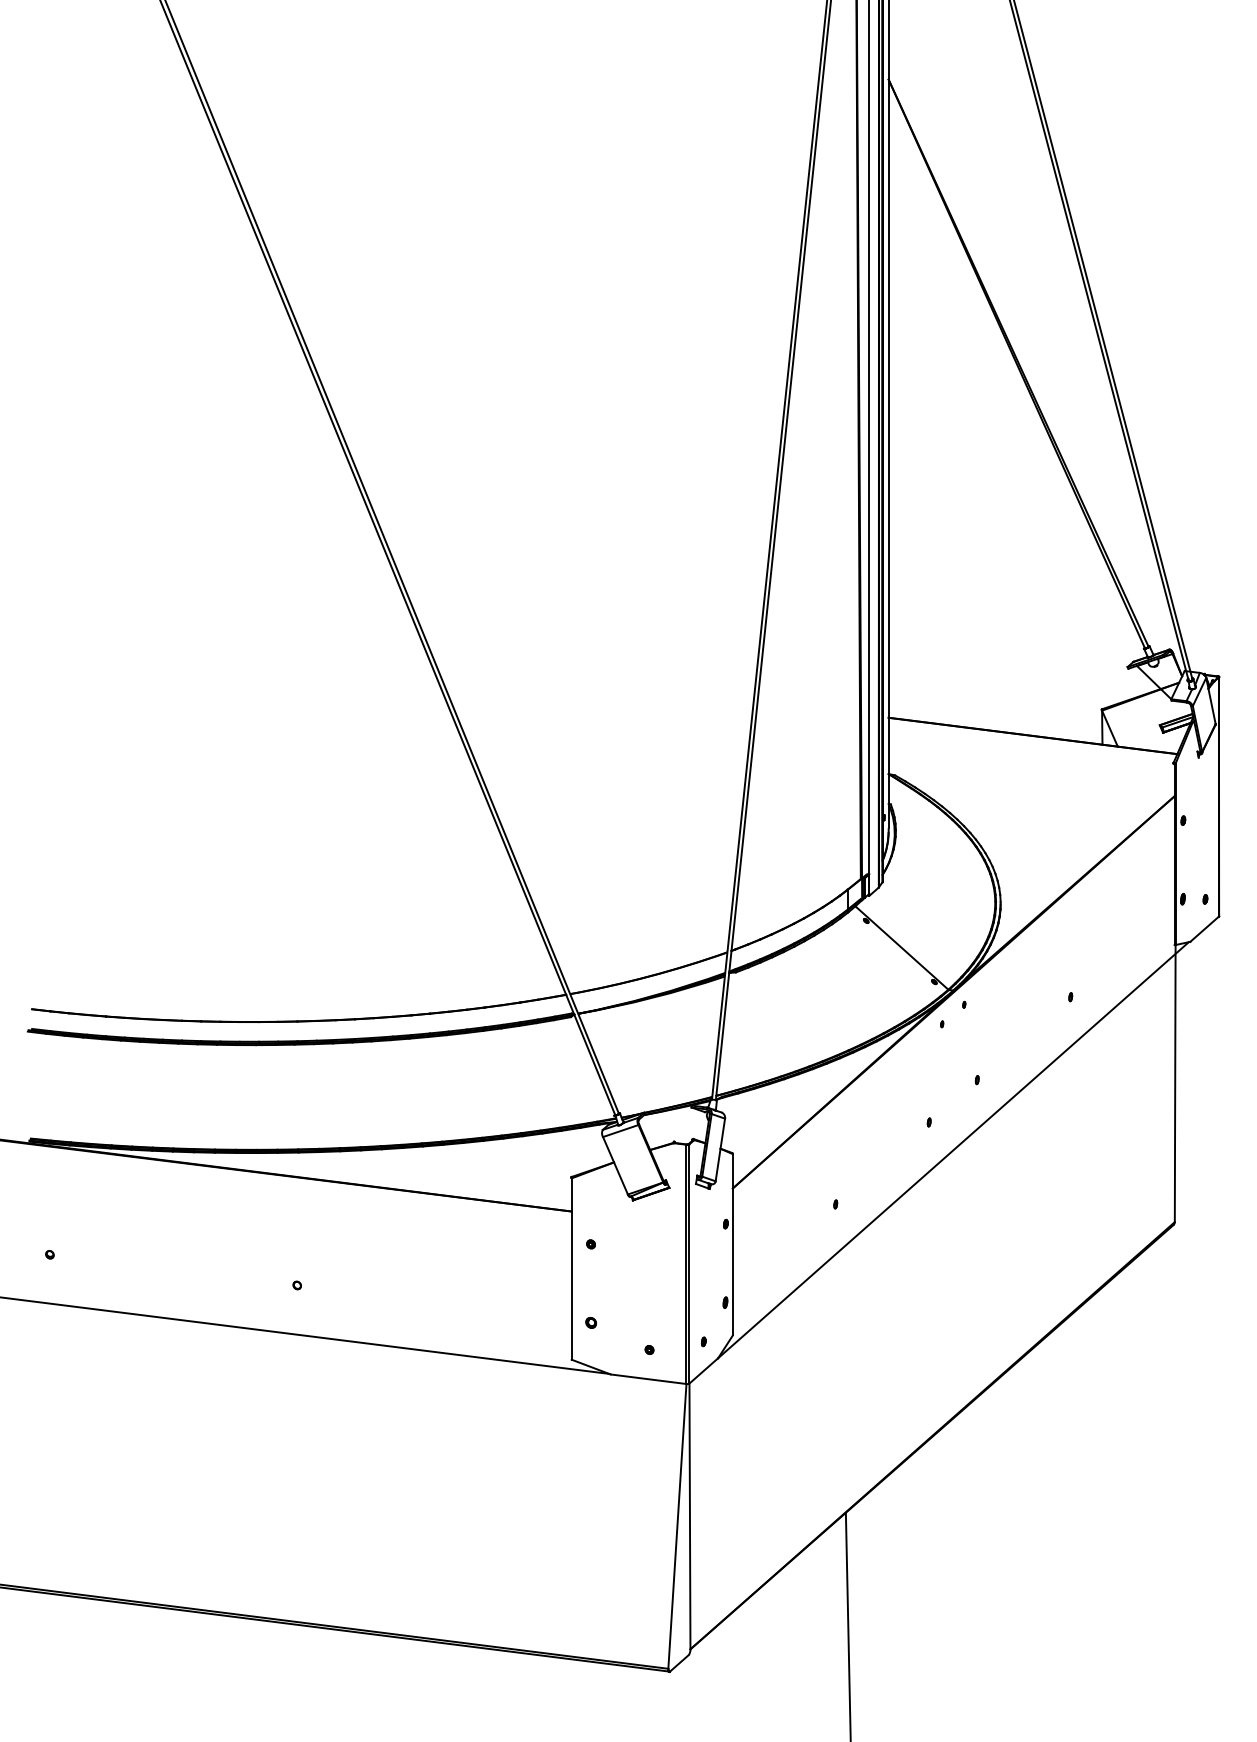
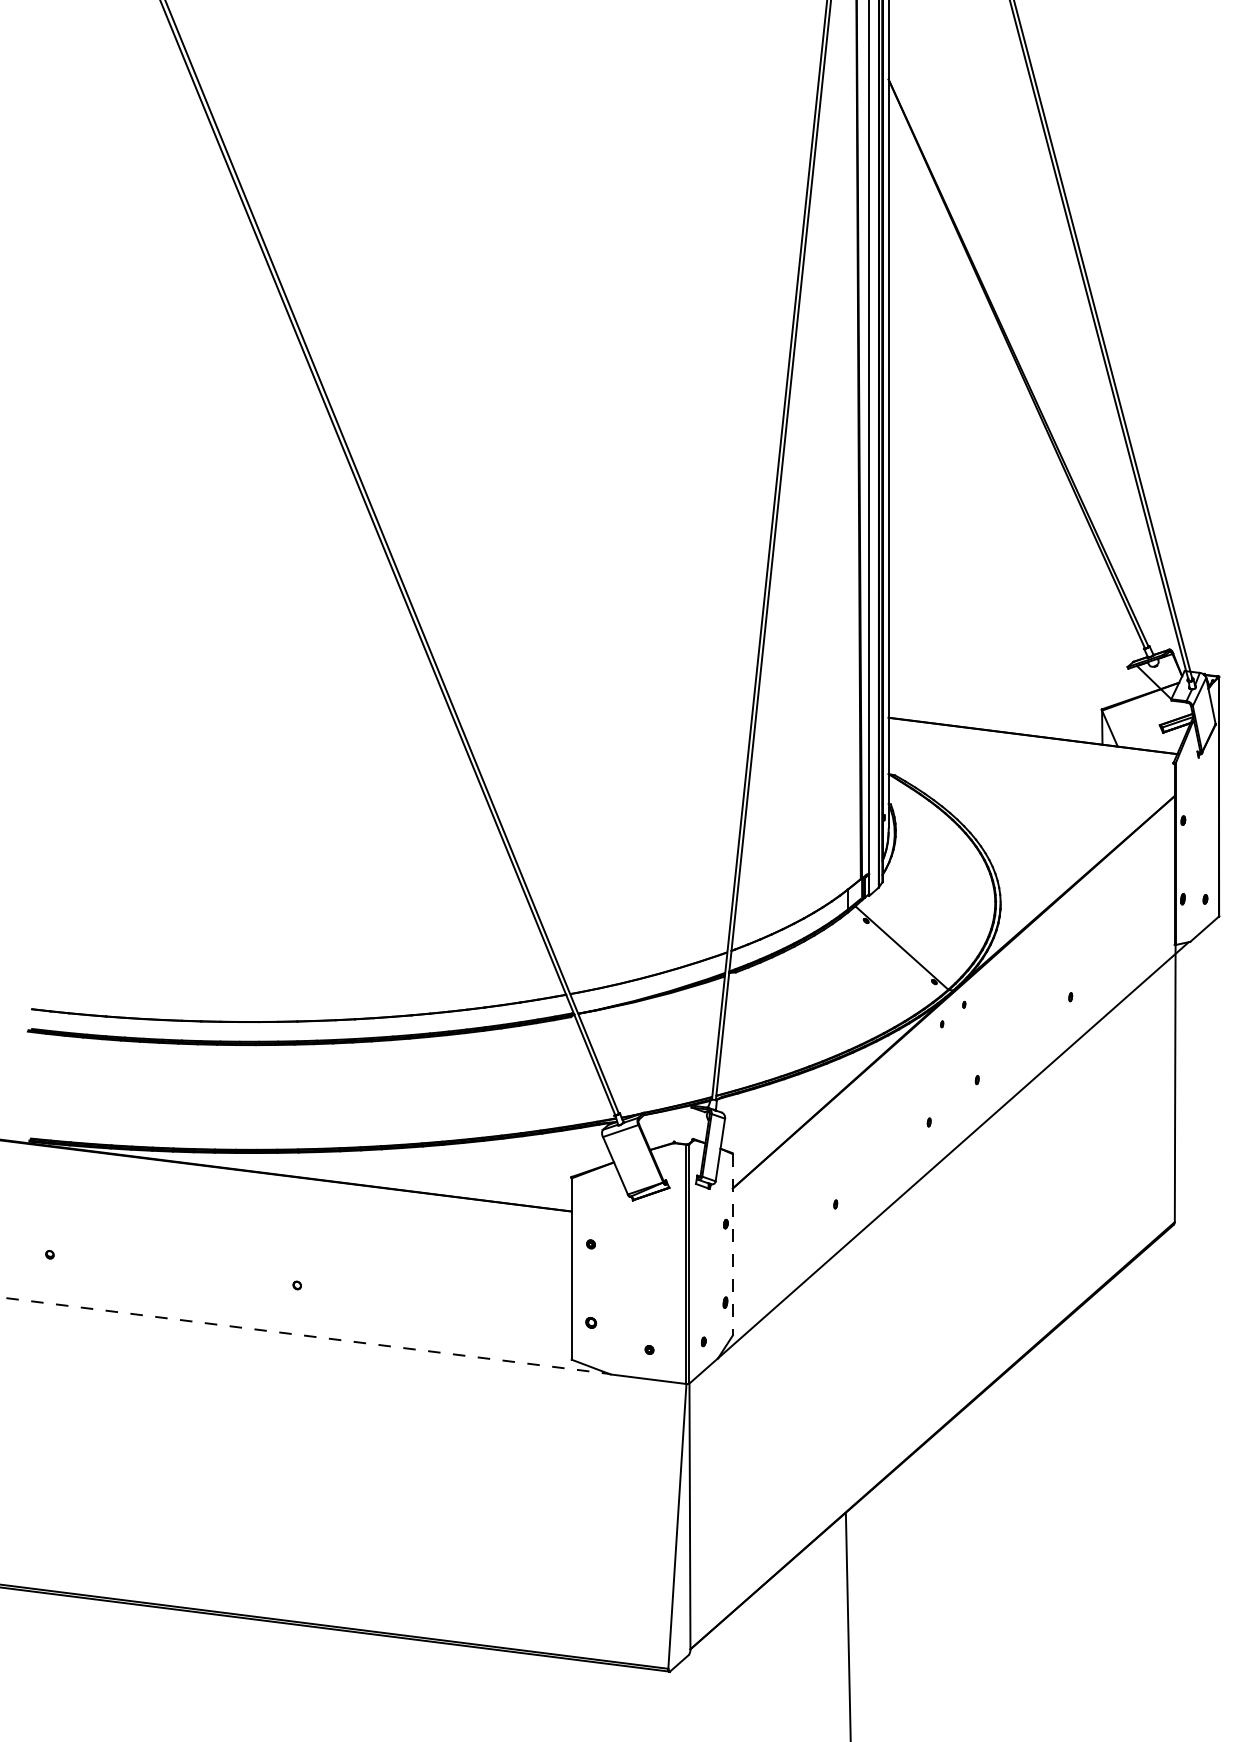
line: solid -> dashed (732, 1244)
line: solid -> dashed (304, 1335)
